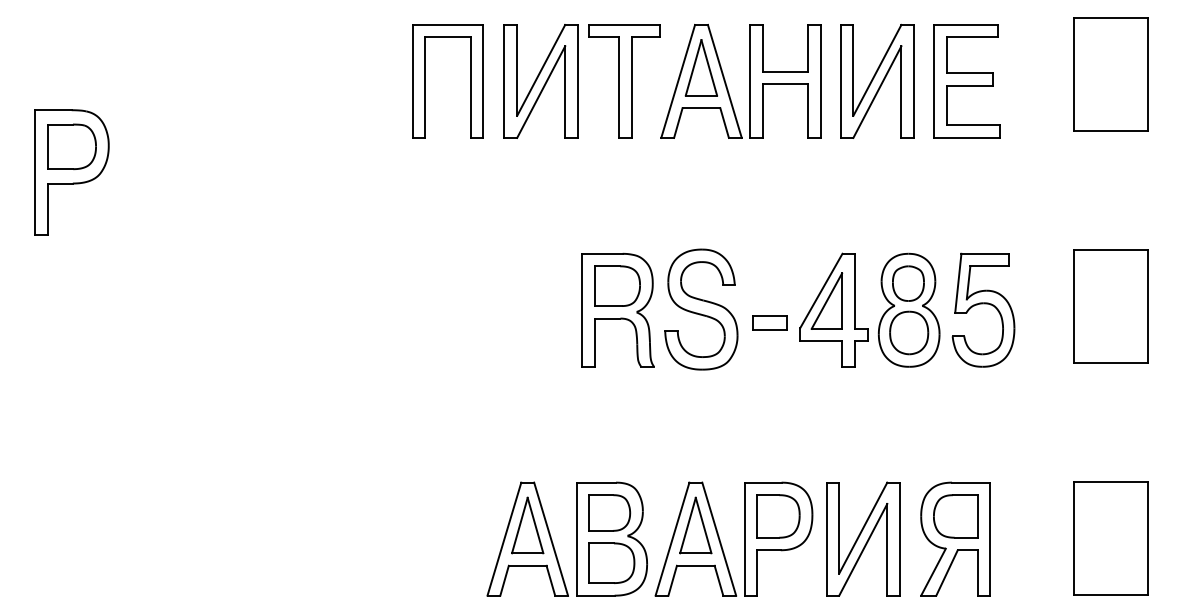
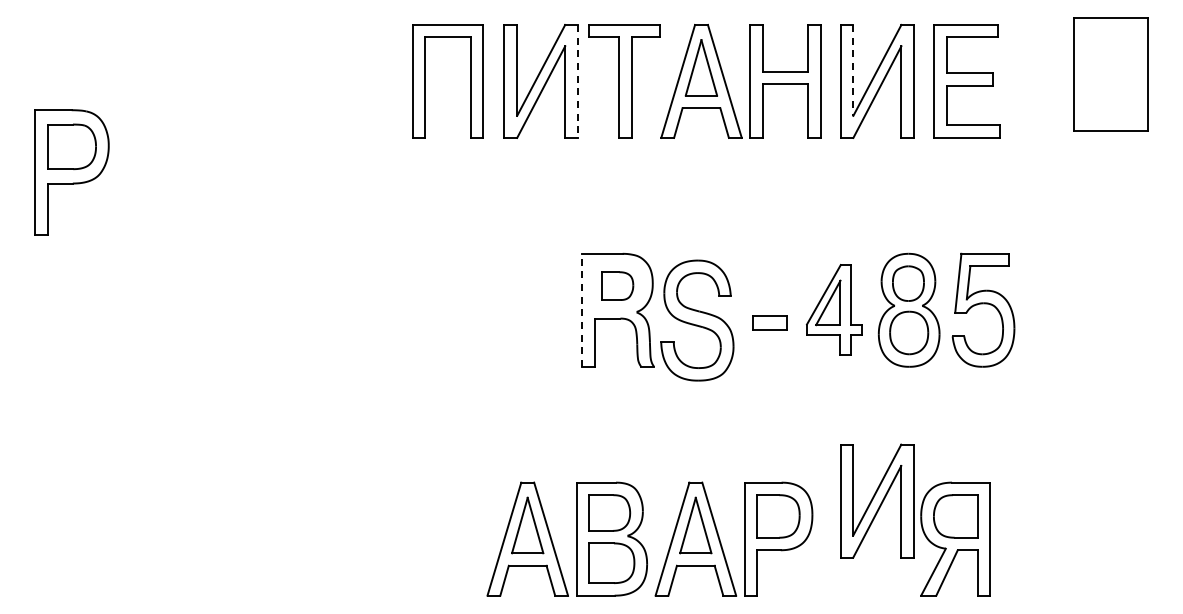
line: solid -> dashed (853, 70)
line: solid -> dashed (577, 81)
part size: 47x42 px -> 34x30 px (617, 285)
part: present -> none (1110, 306)
part position: (701, 309) -> (697, 320) (697, 320)
part size: 70x116 px -> 57x92 px (834, 309)
line: solid -> dashed (582, 310)
part position: (863, 538) -> (877, 500) (877, 500)
part: present -> none (1110, 538)
